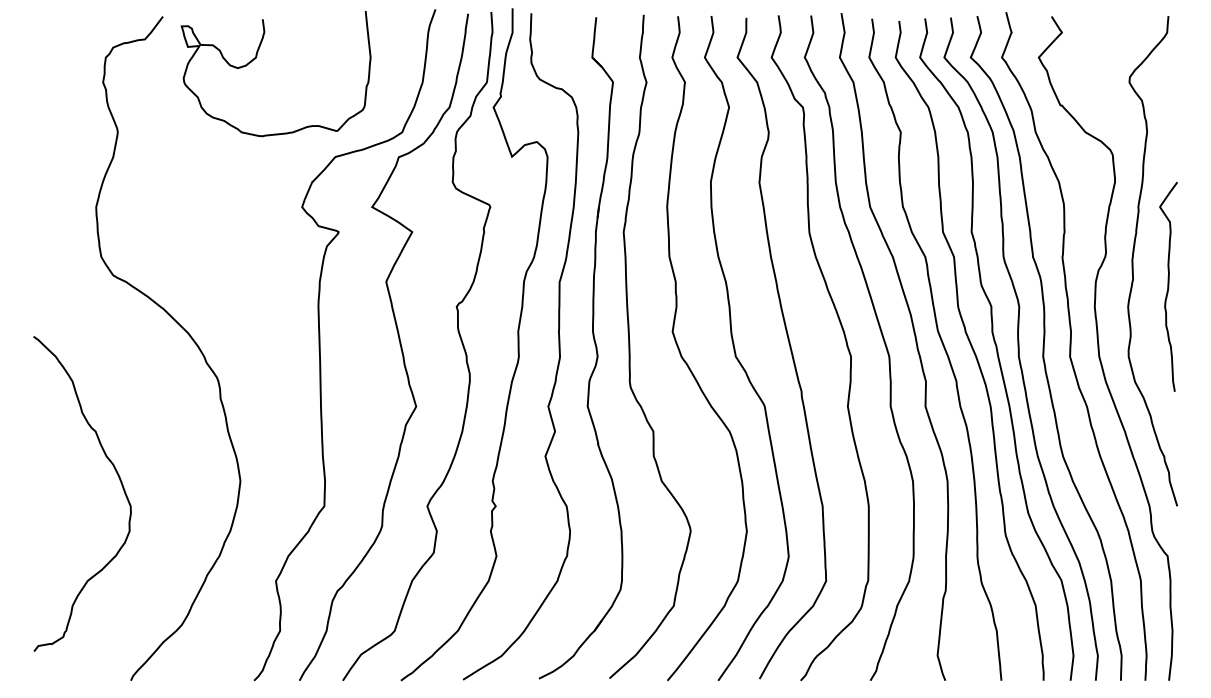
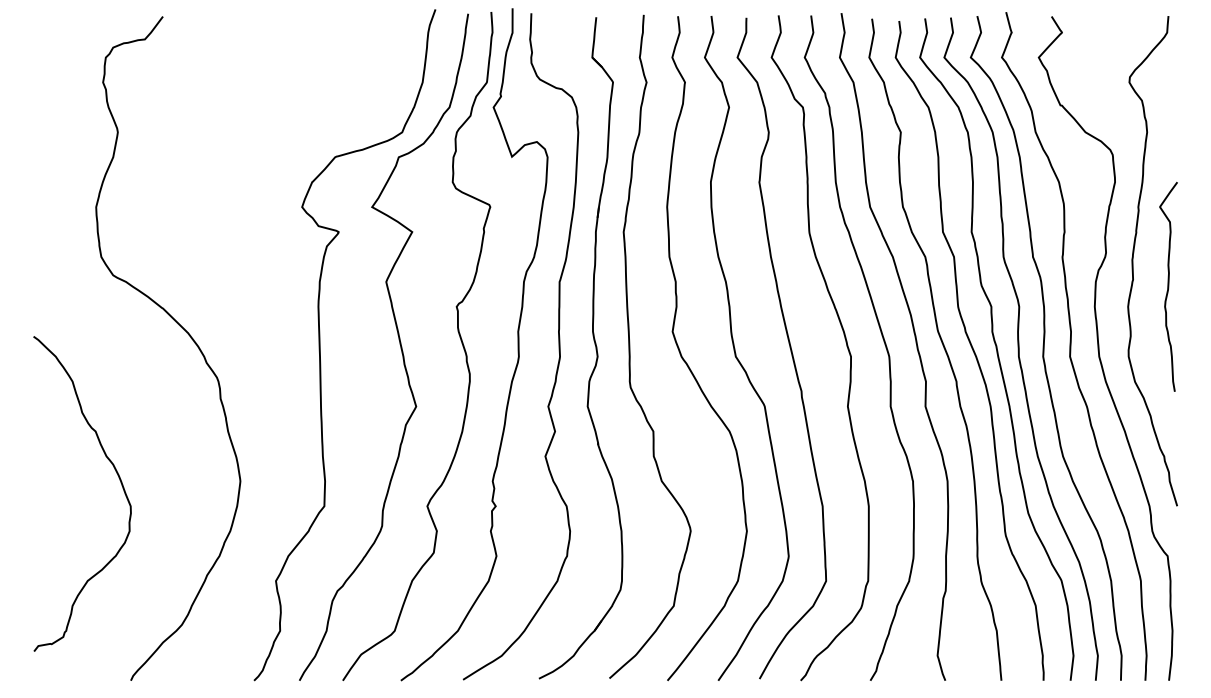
curve: present -> none (256, 58)
